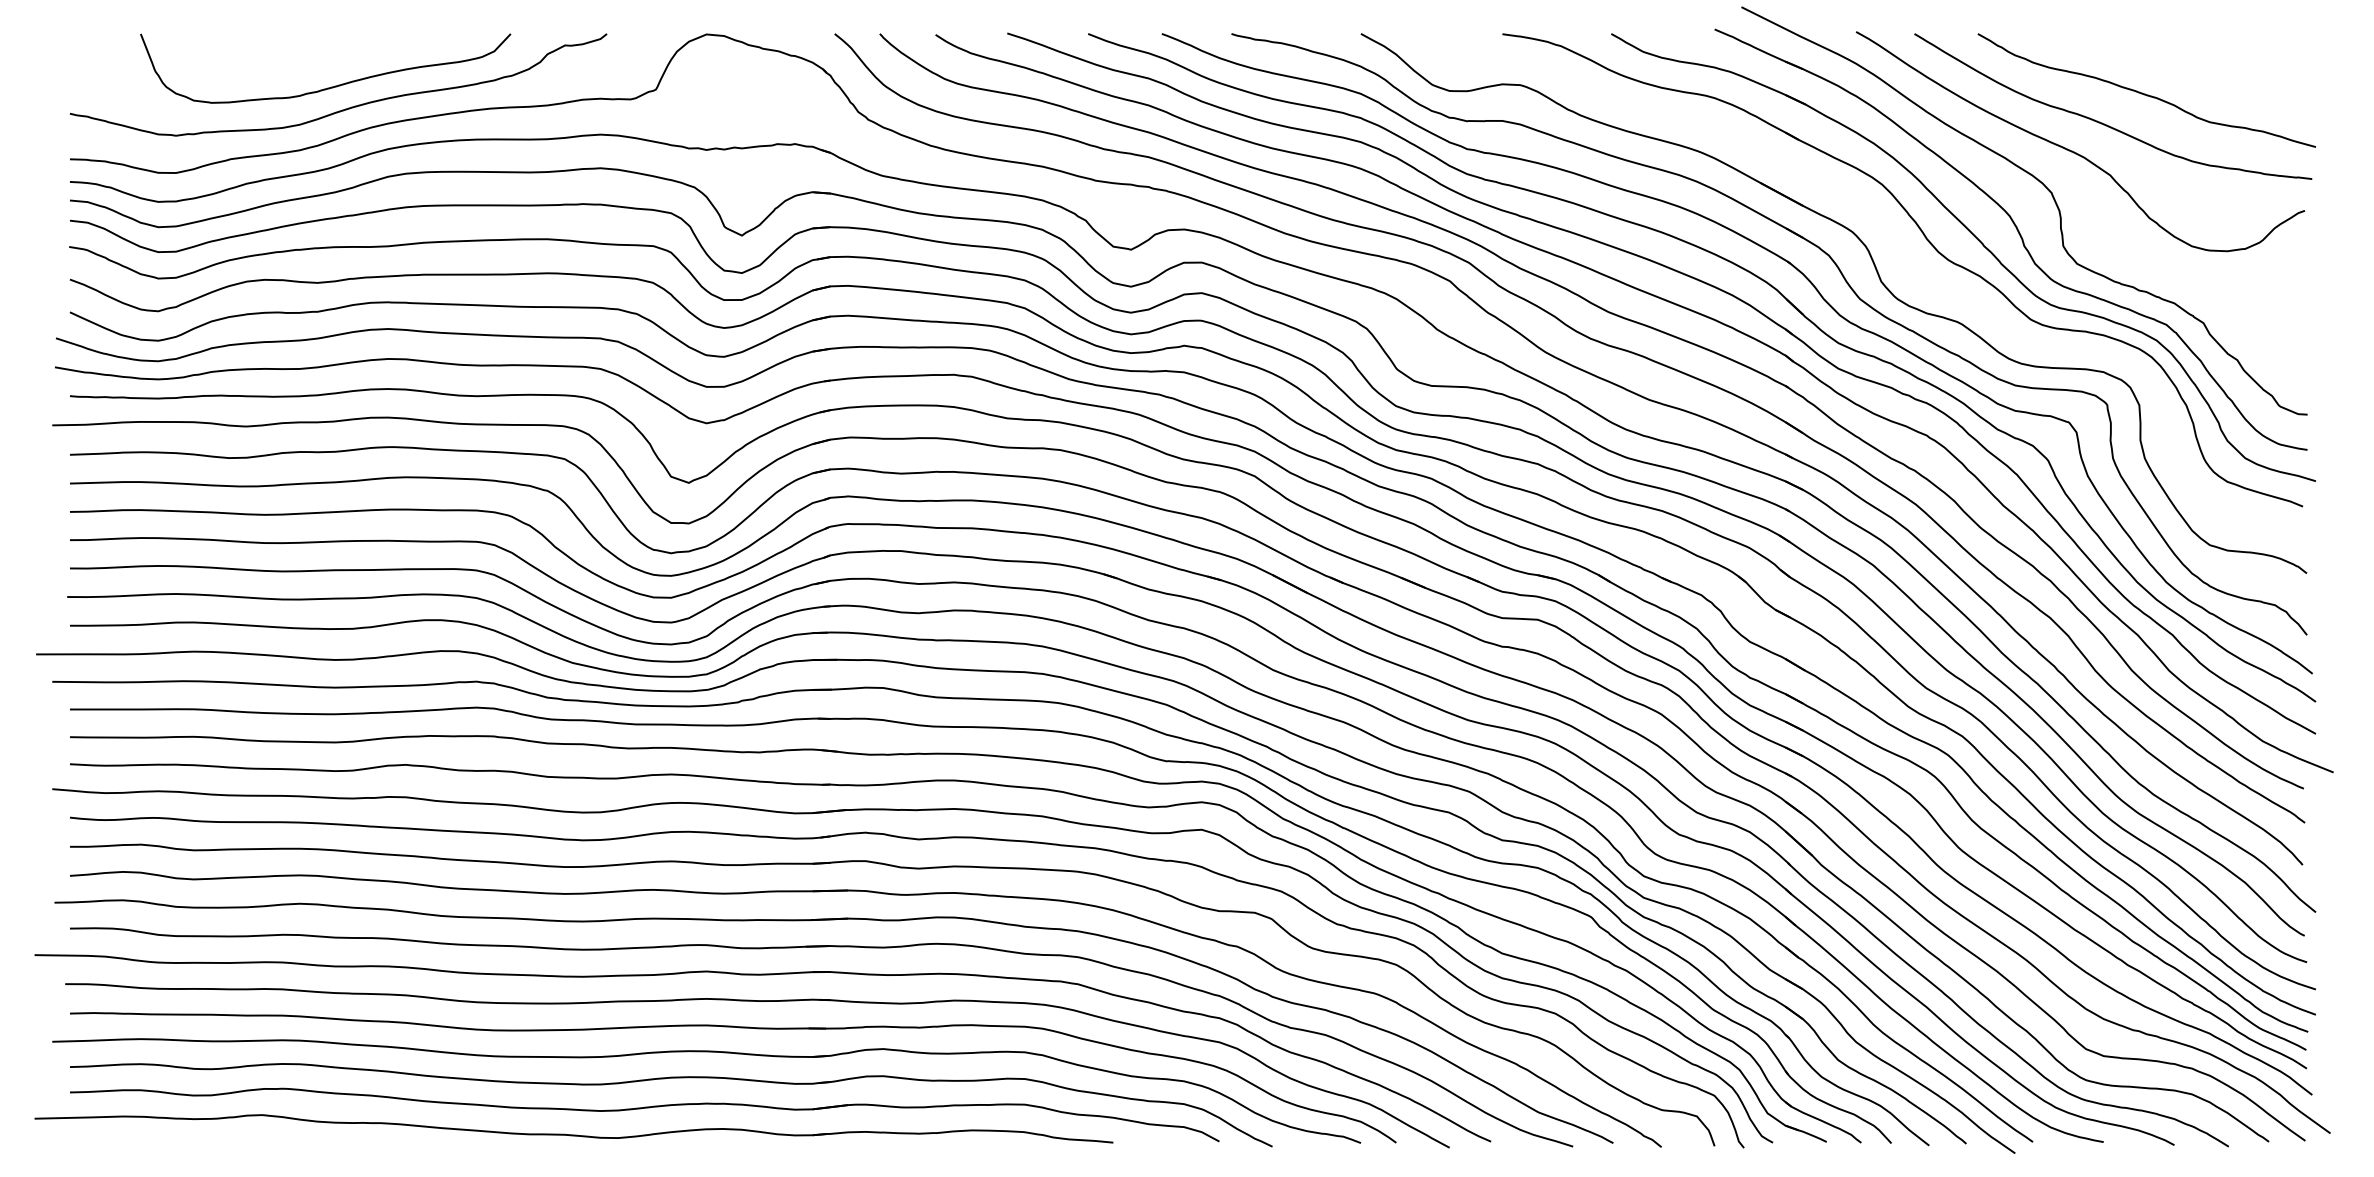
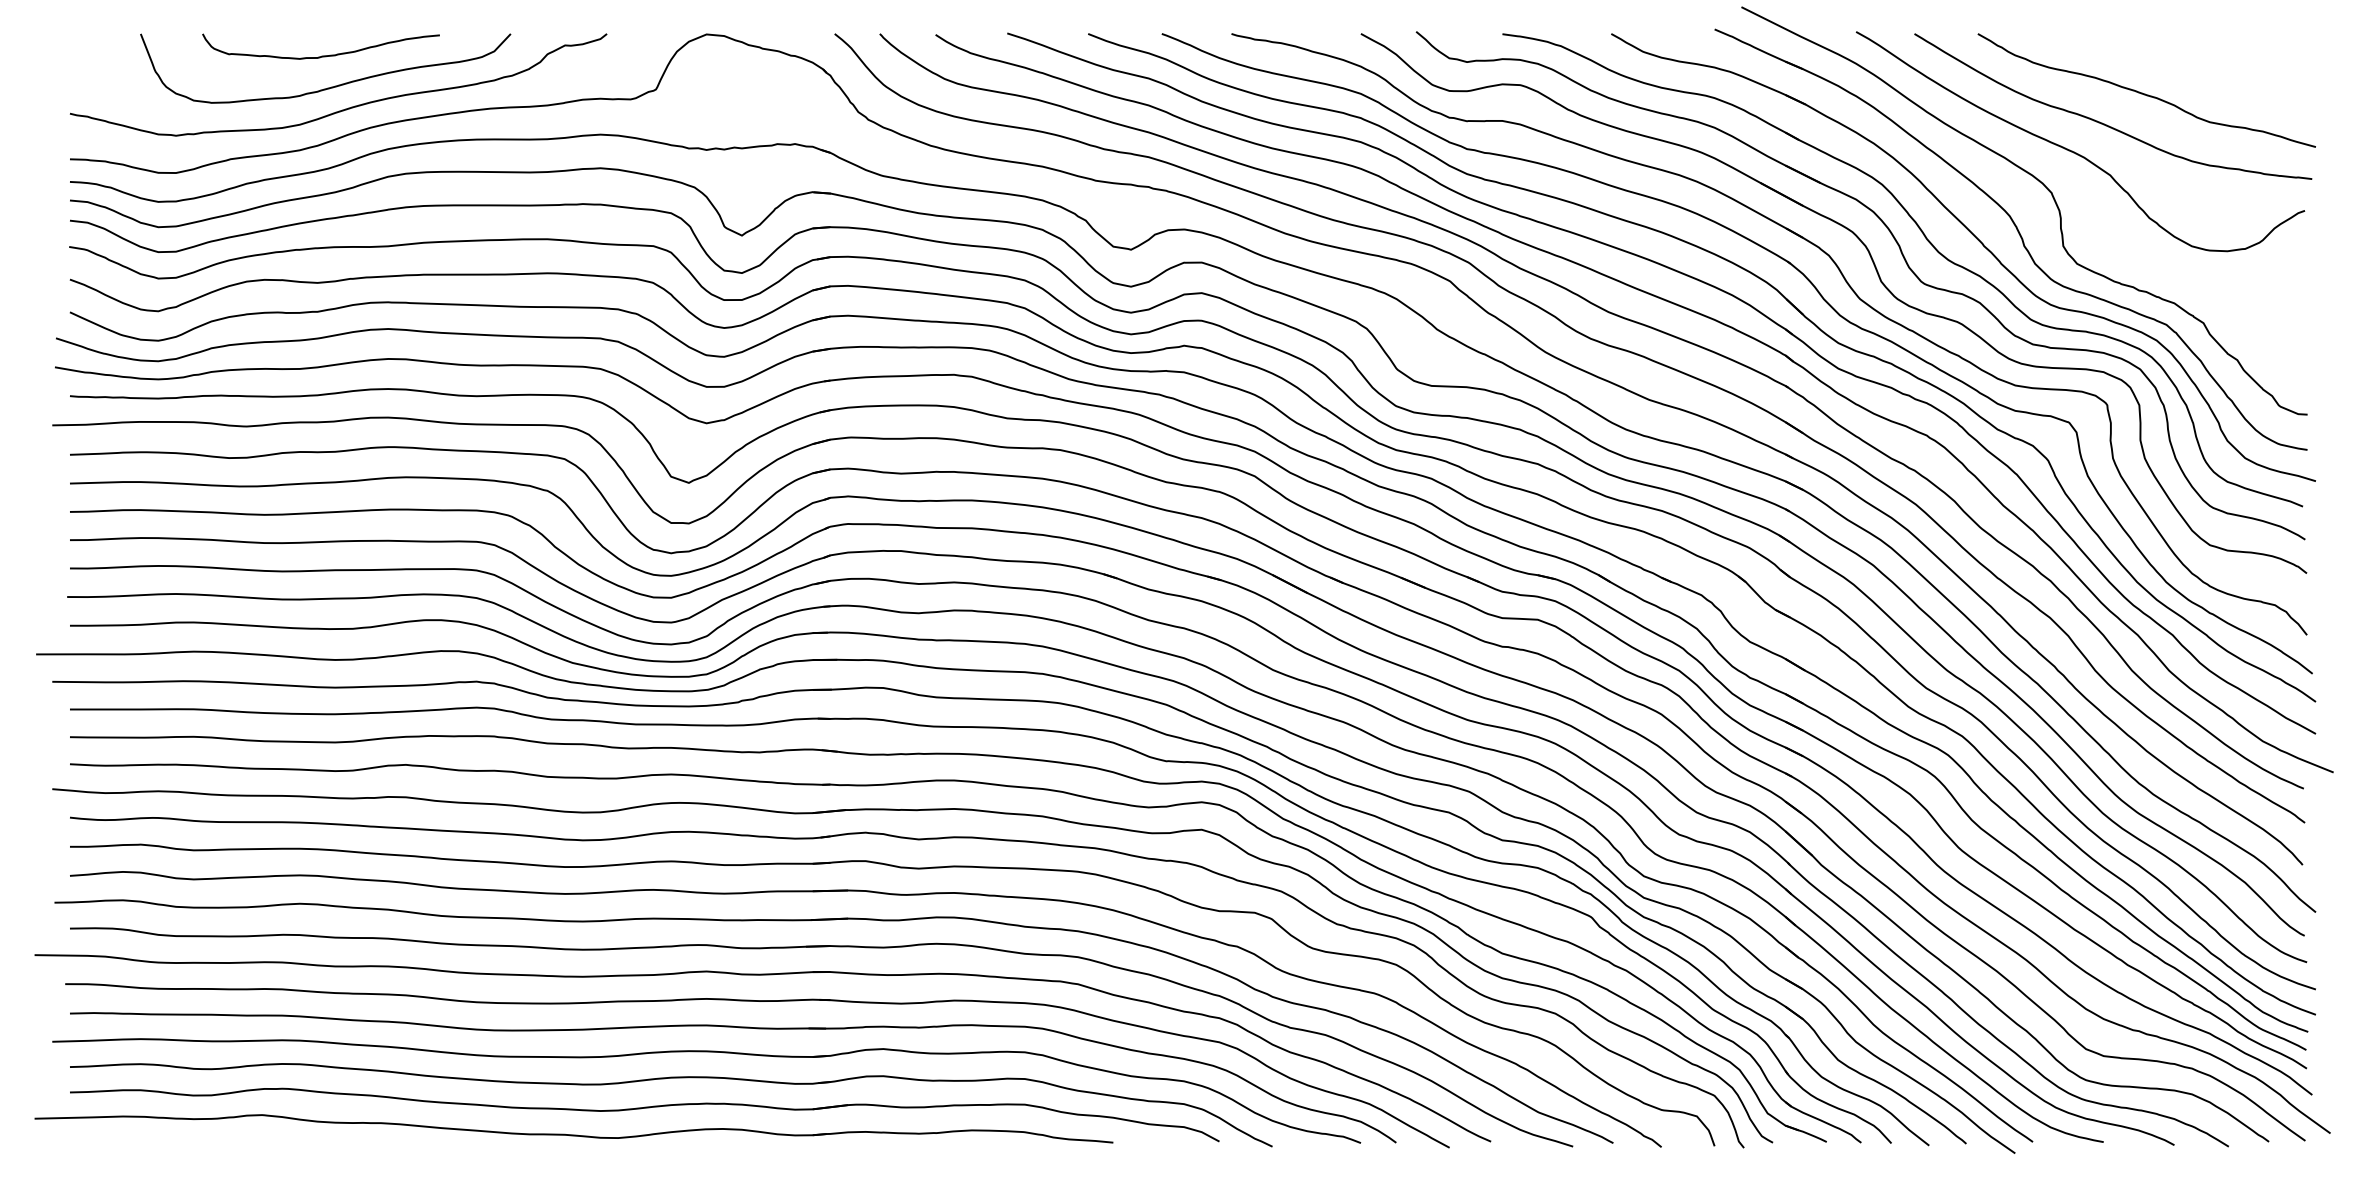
curve: none -> present (321, 55)
part: none -> present (1905, 262)
